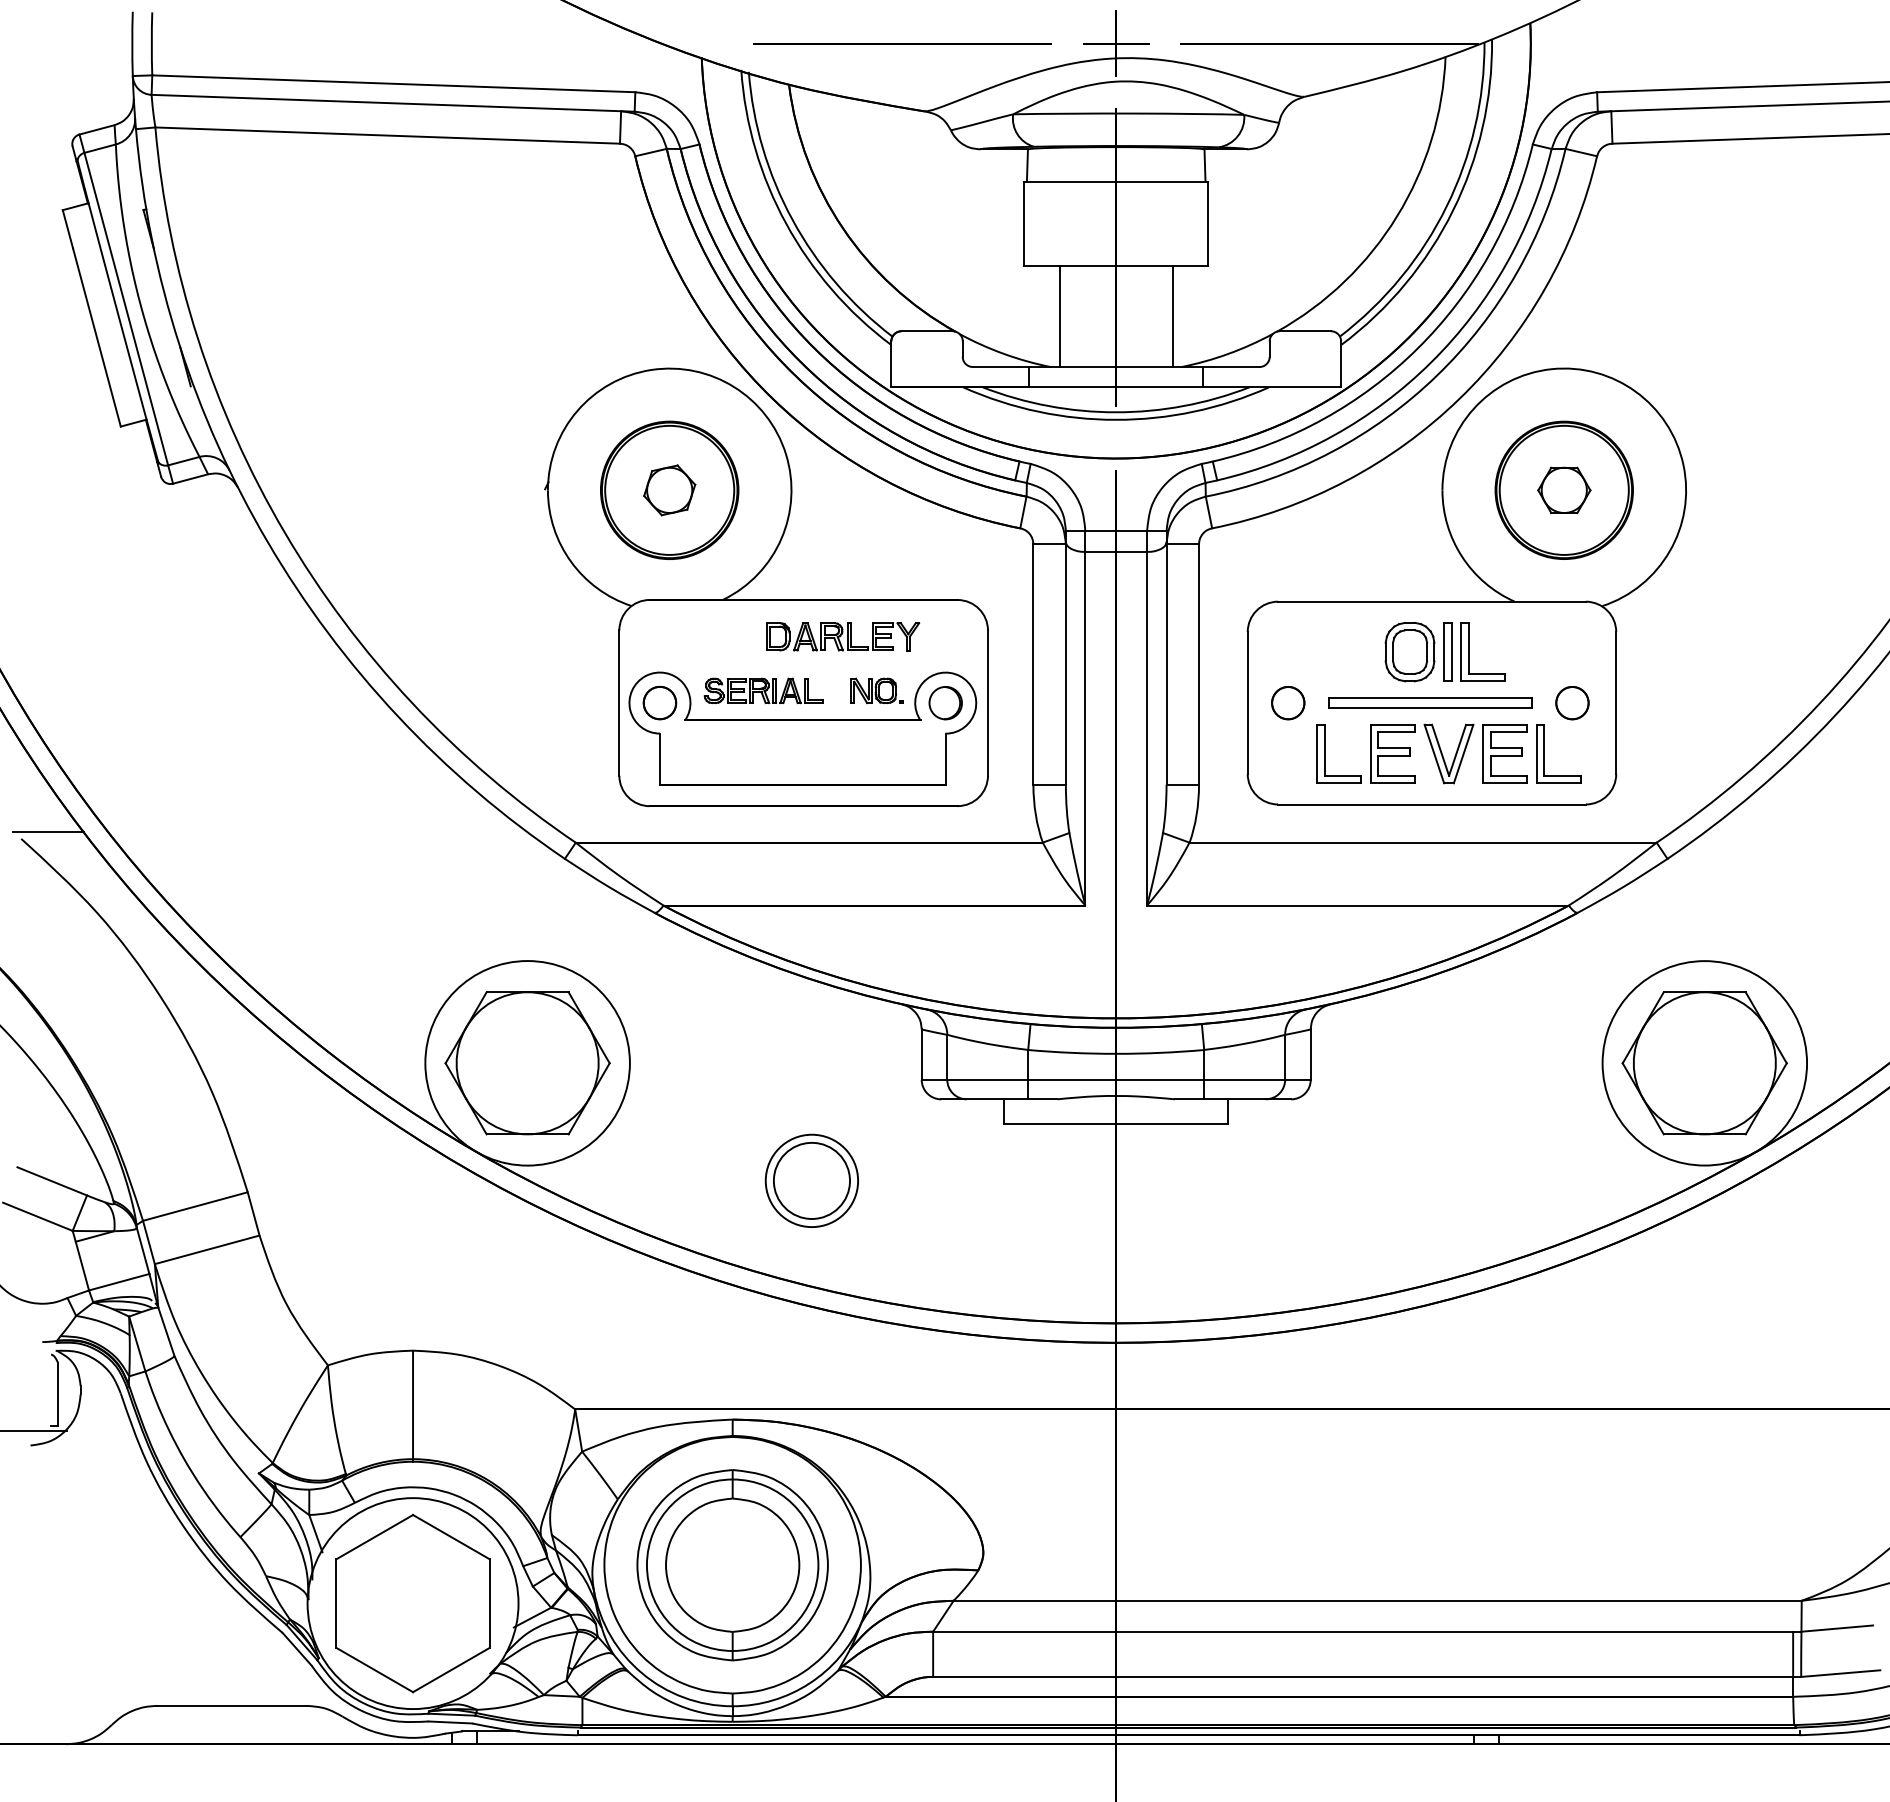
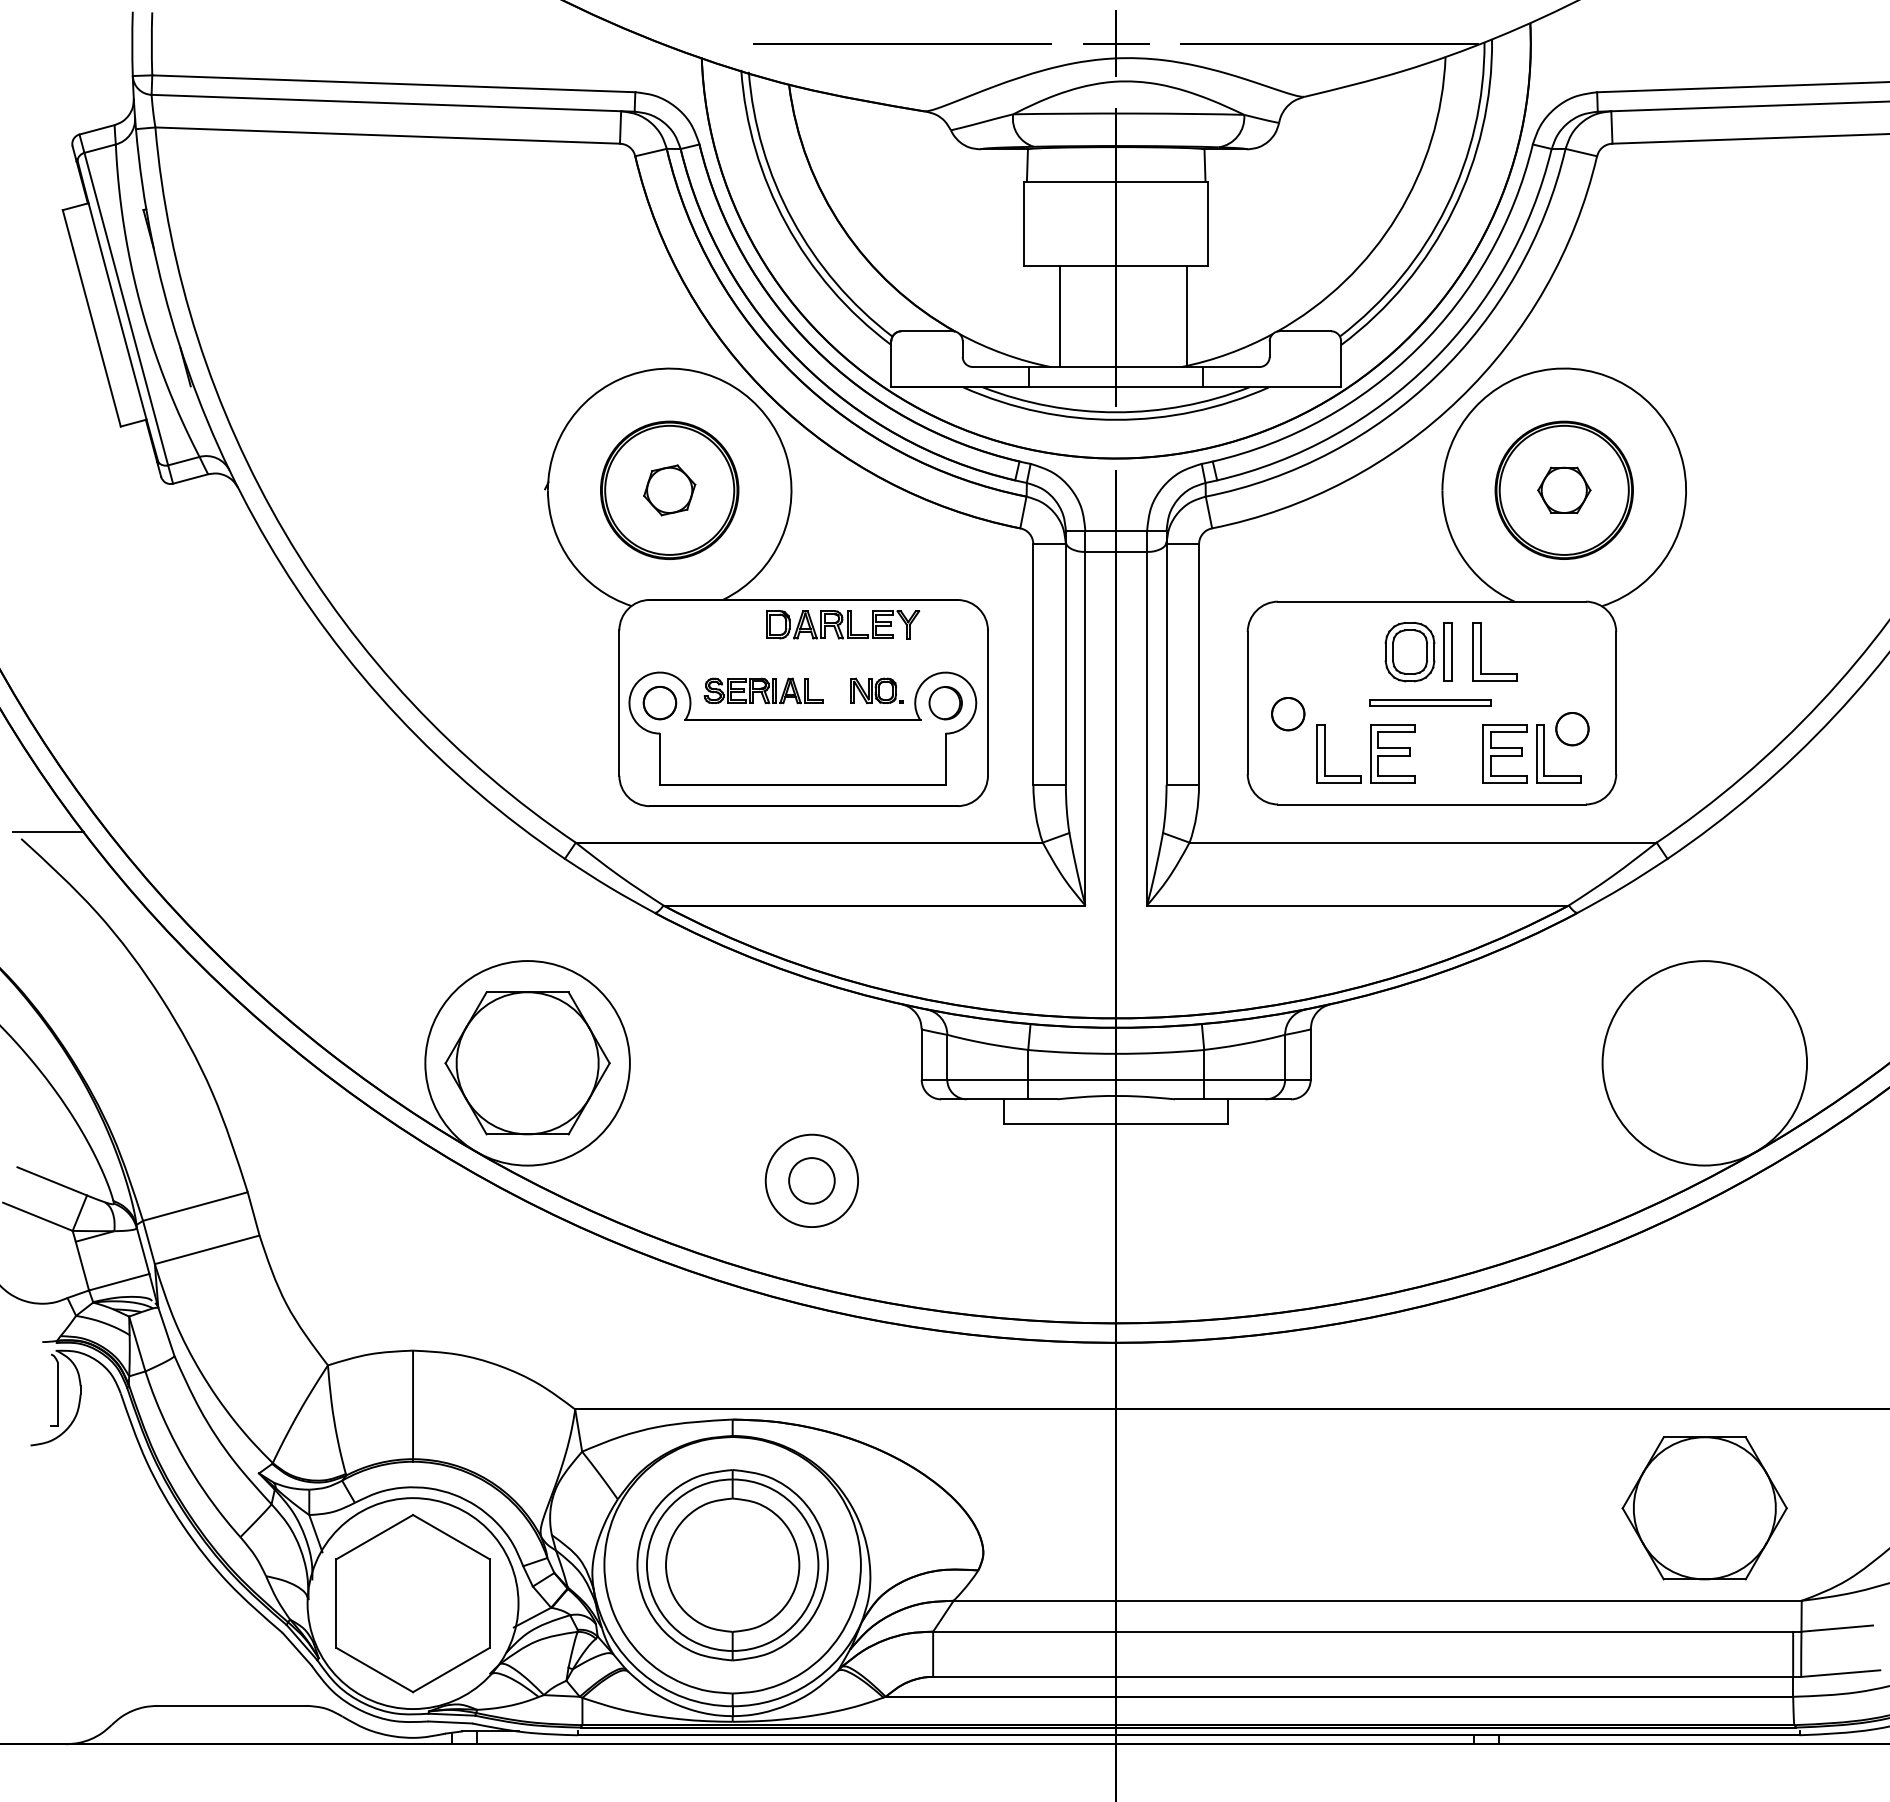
line position: (1172, 316) -> (1186, 316) (1186, 316)
part position: (843, 636) -> (843, 624) (843, 624)
part position: (1469, 651) -> (1481, 651) (1481, 651)
part size: 205x12 px -> 123x8 px (1430, 702)
circle position: (1288, 703) -> (1288, 714) (1288, 714)
circle position: (1572, 703) -> (1572, 729) (1572, 729)
part: present -> none (1448, 753)
part position: (1704, 1063) -> (1704, 1508) (1704, 1508)
circle diameter: 76 px -> 46 px (811, 1180)
line: present -> none (34, 1430)
